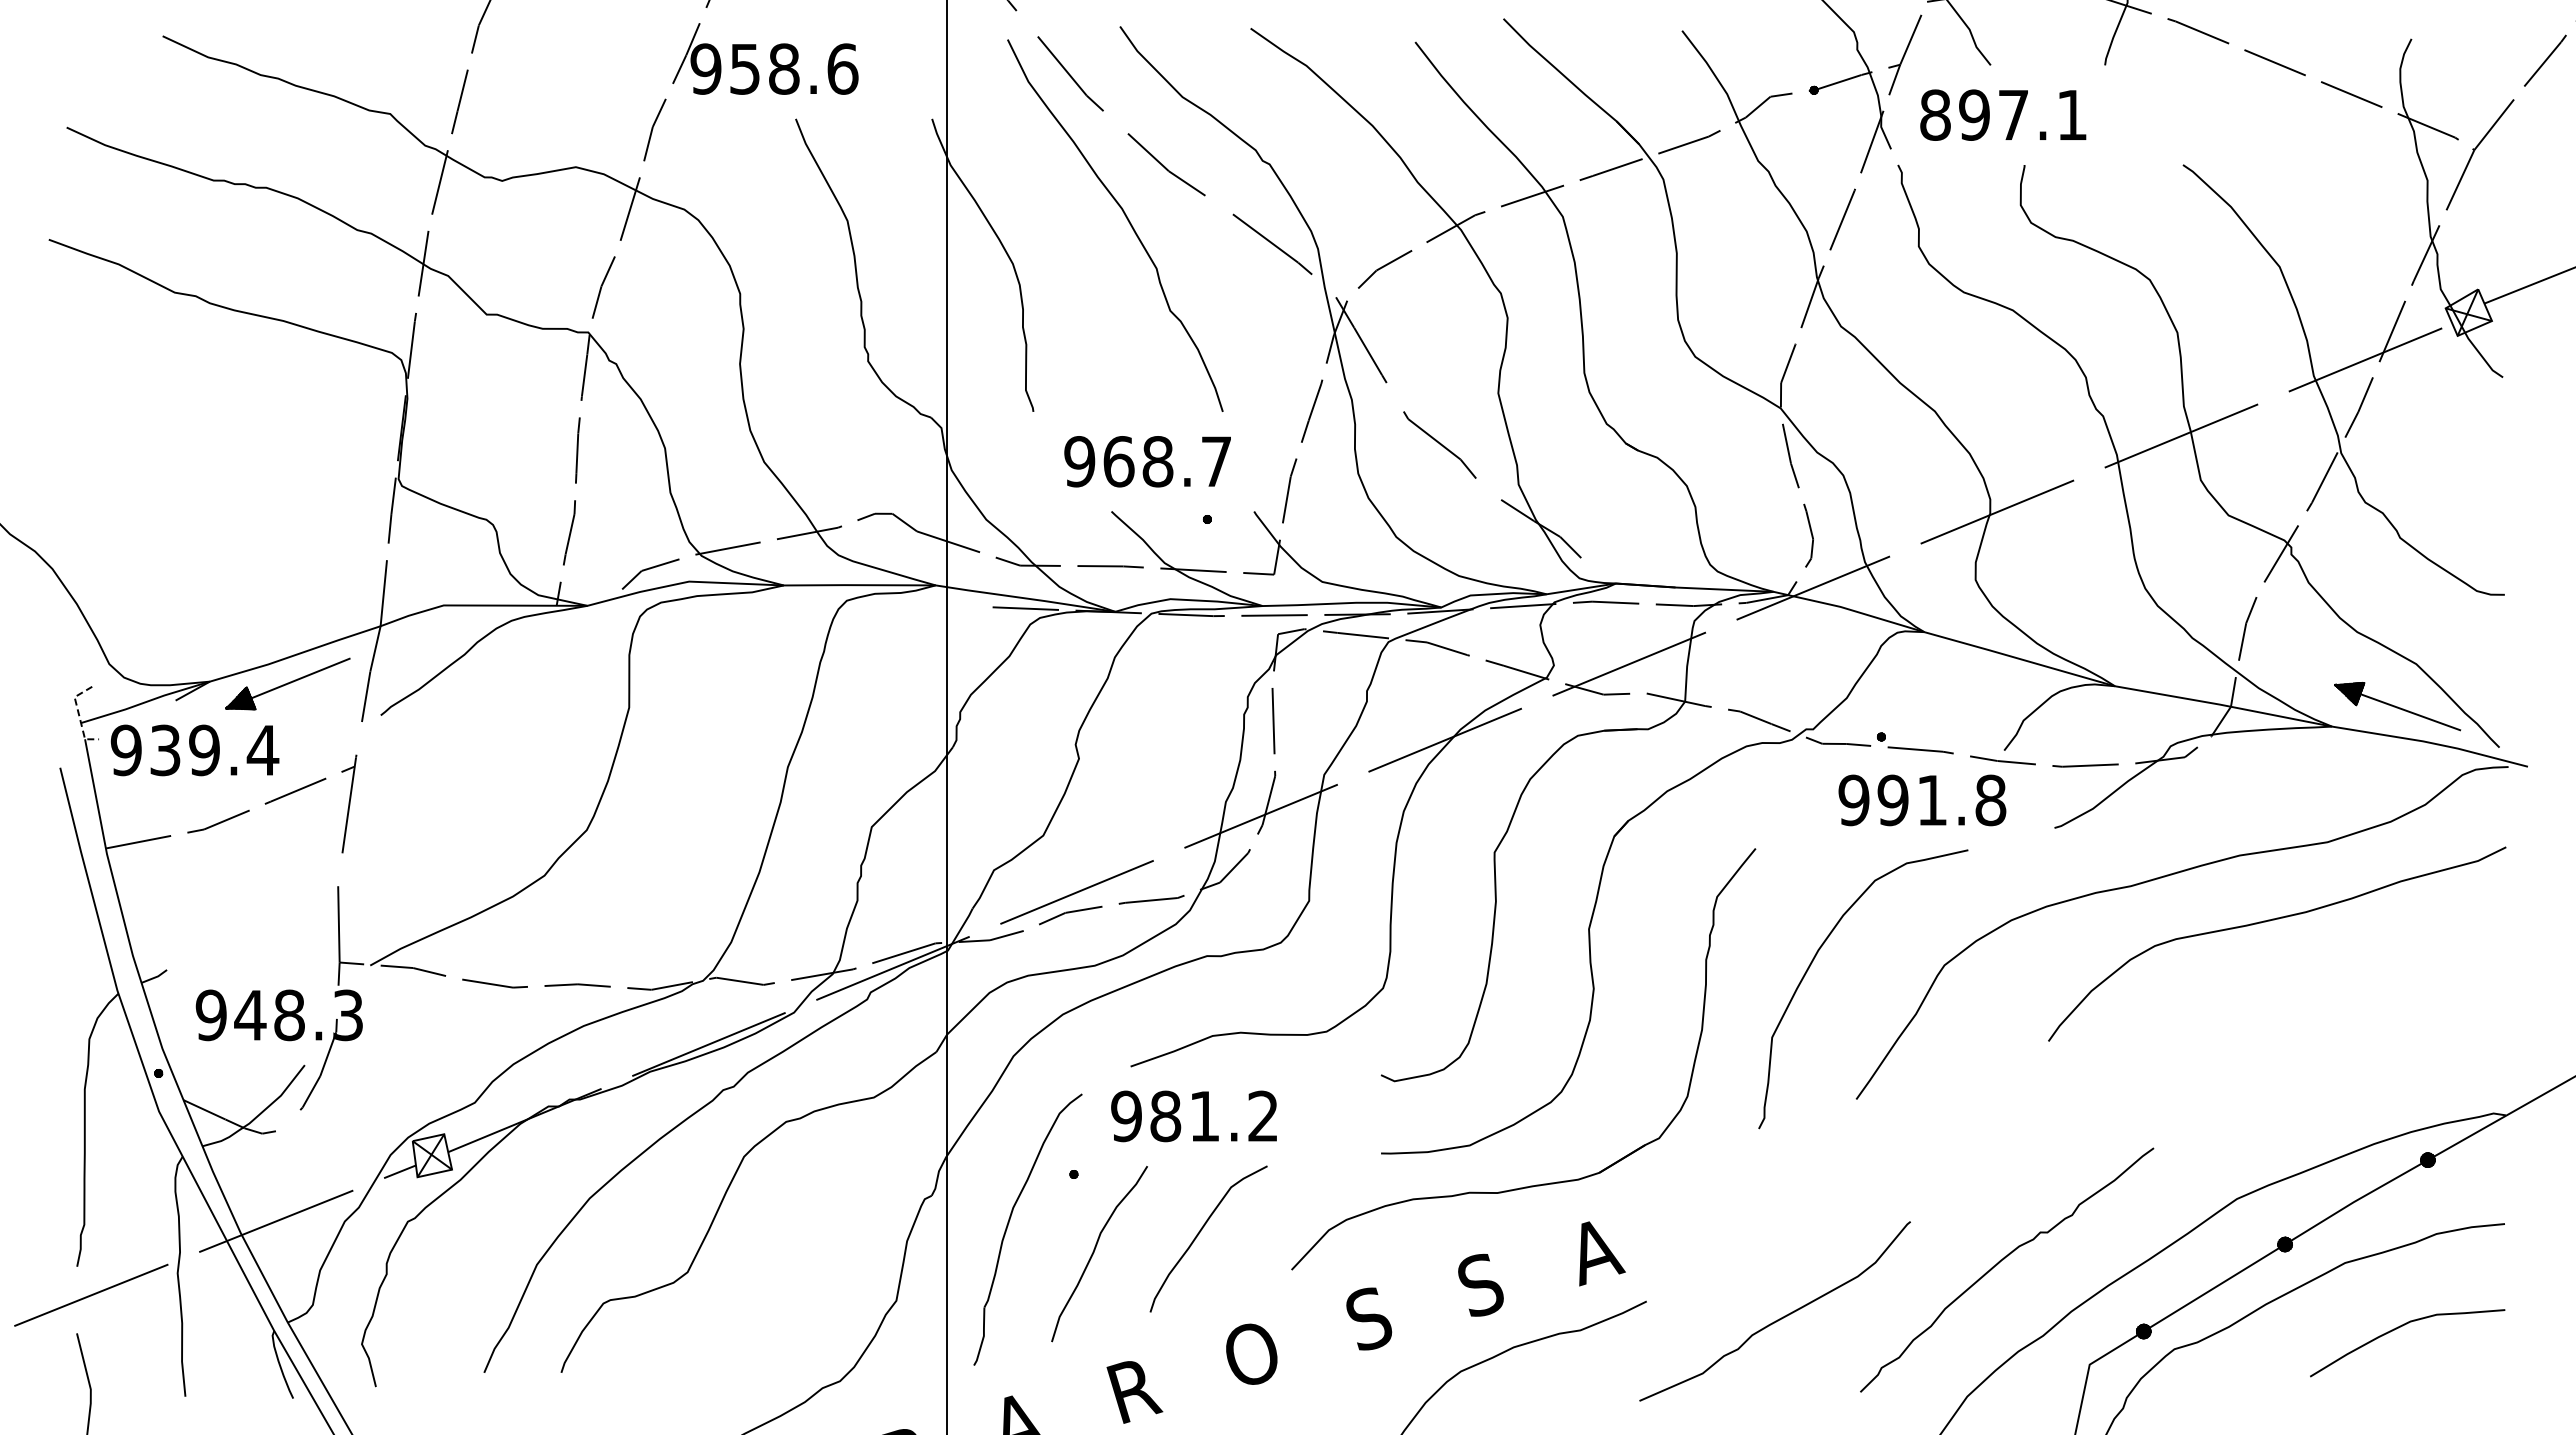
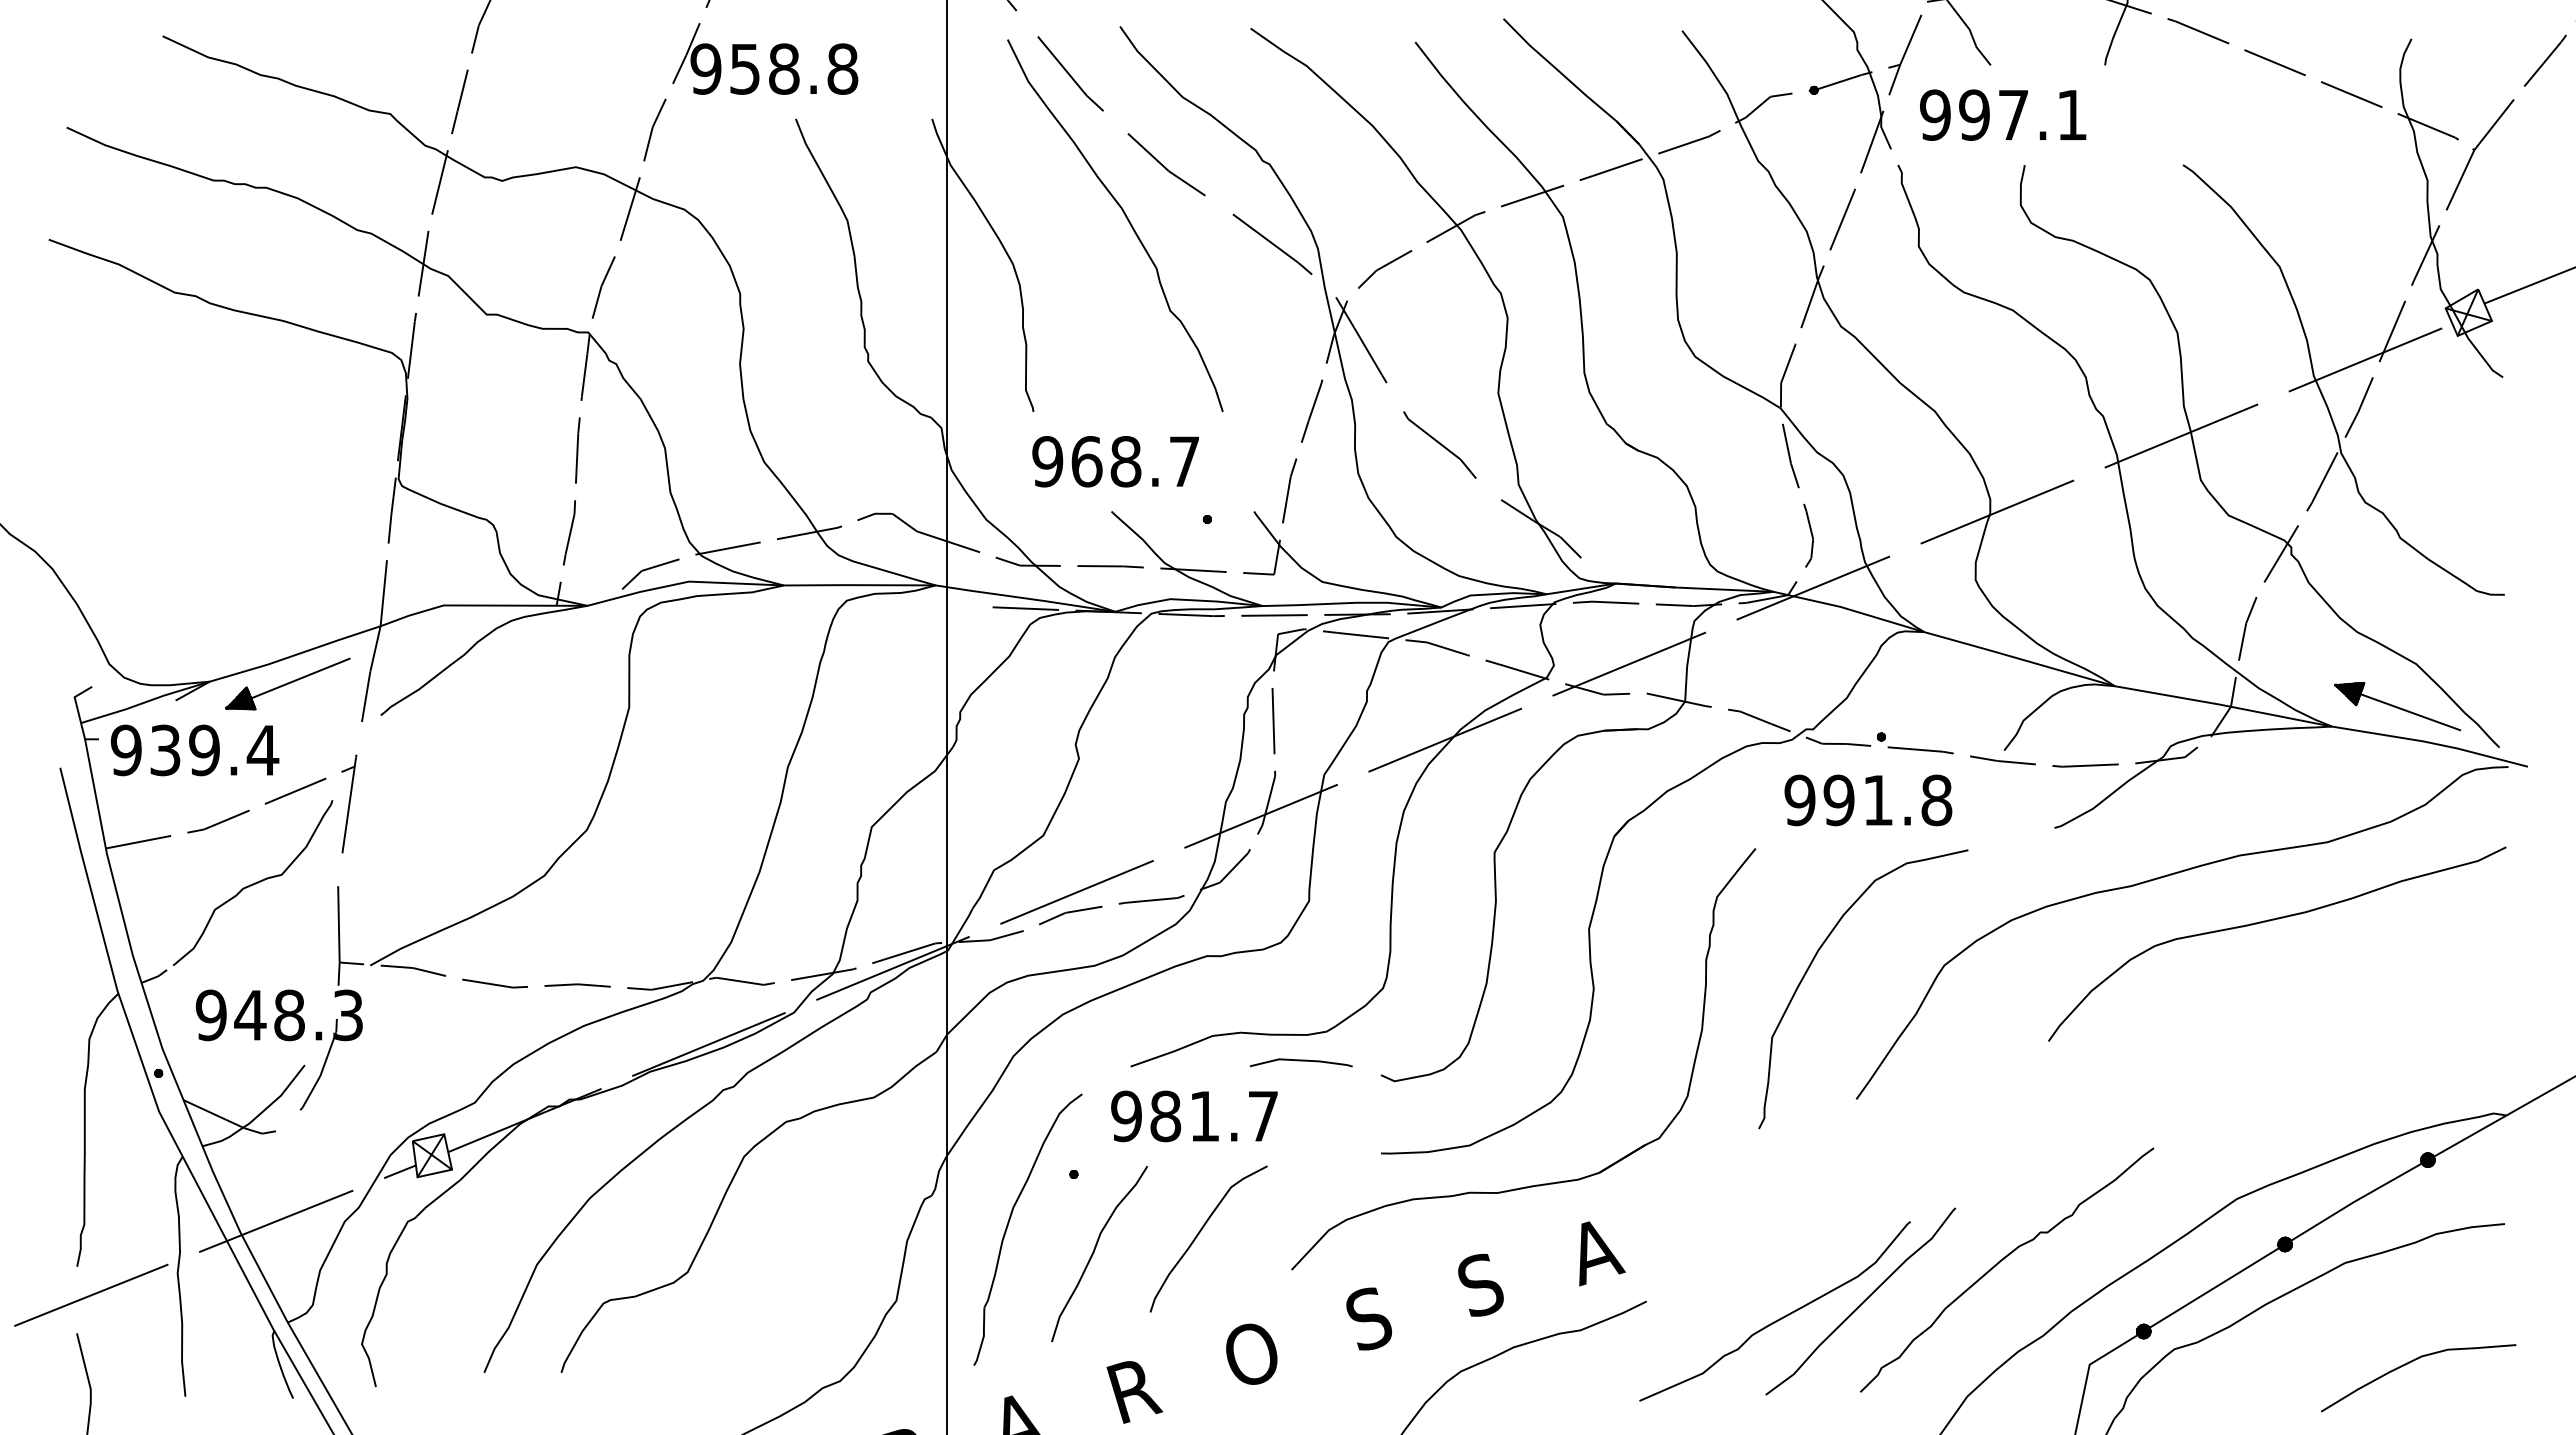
text: 958.6 -> 958.8 (842, 68)
text: 897.1 -> 997.1 (1935, 114)
text position: (1147, 461) -> (1115, 461) (1115, 461)
line: dashed -> solid (79, 715)
text position: (1922, 800) -> (1868, 800) (1868, 800)
curve: none -> present (252, 883)
curve: none -> present (1300, 1061)
text: 981.2 -> 981.7 (1262, 1115)
curve: none -> present (1861, 1302)
curve position: (2400, 1327) -> (2411, 1362) (2411, 1362)
